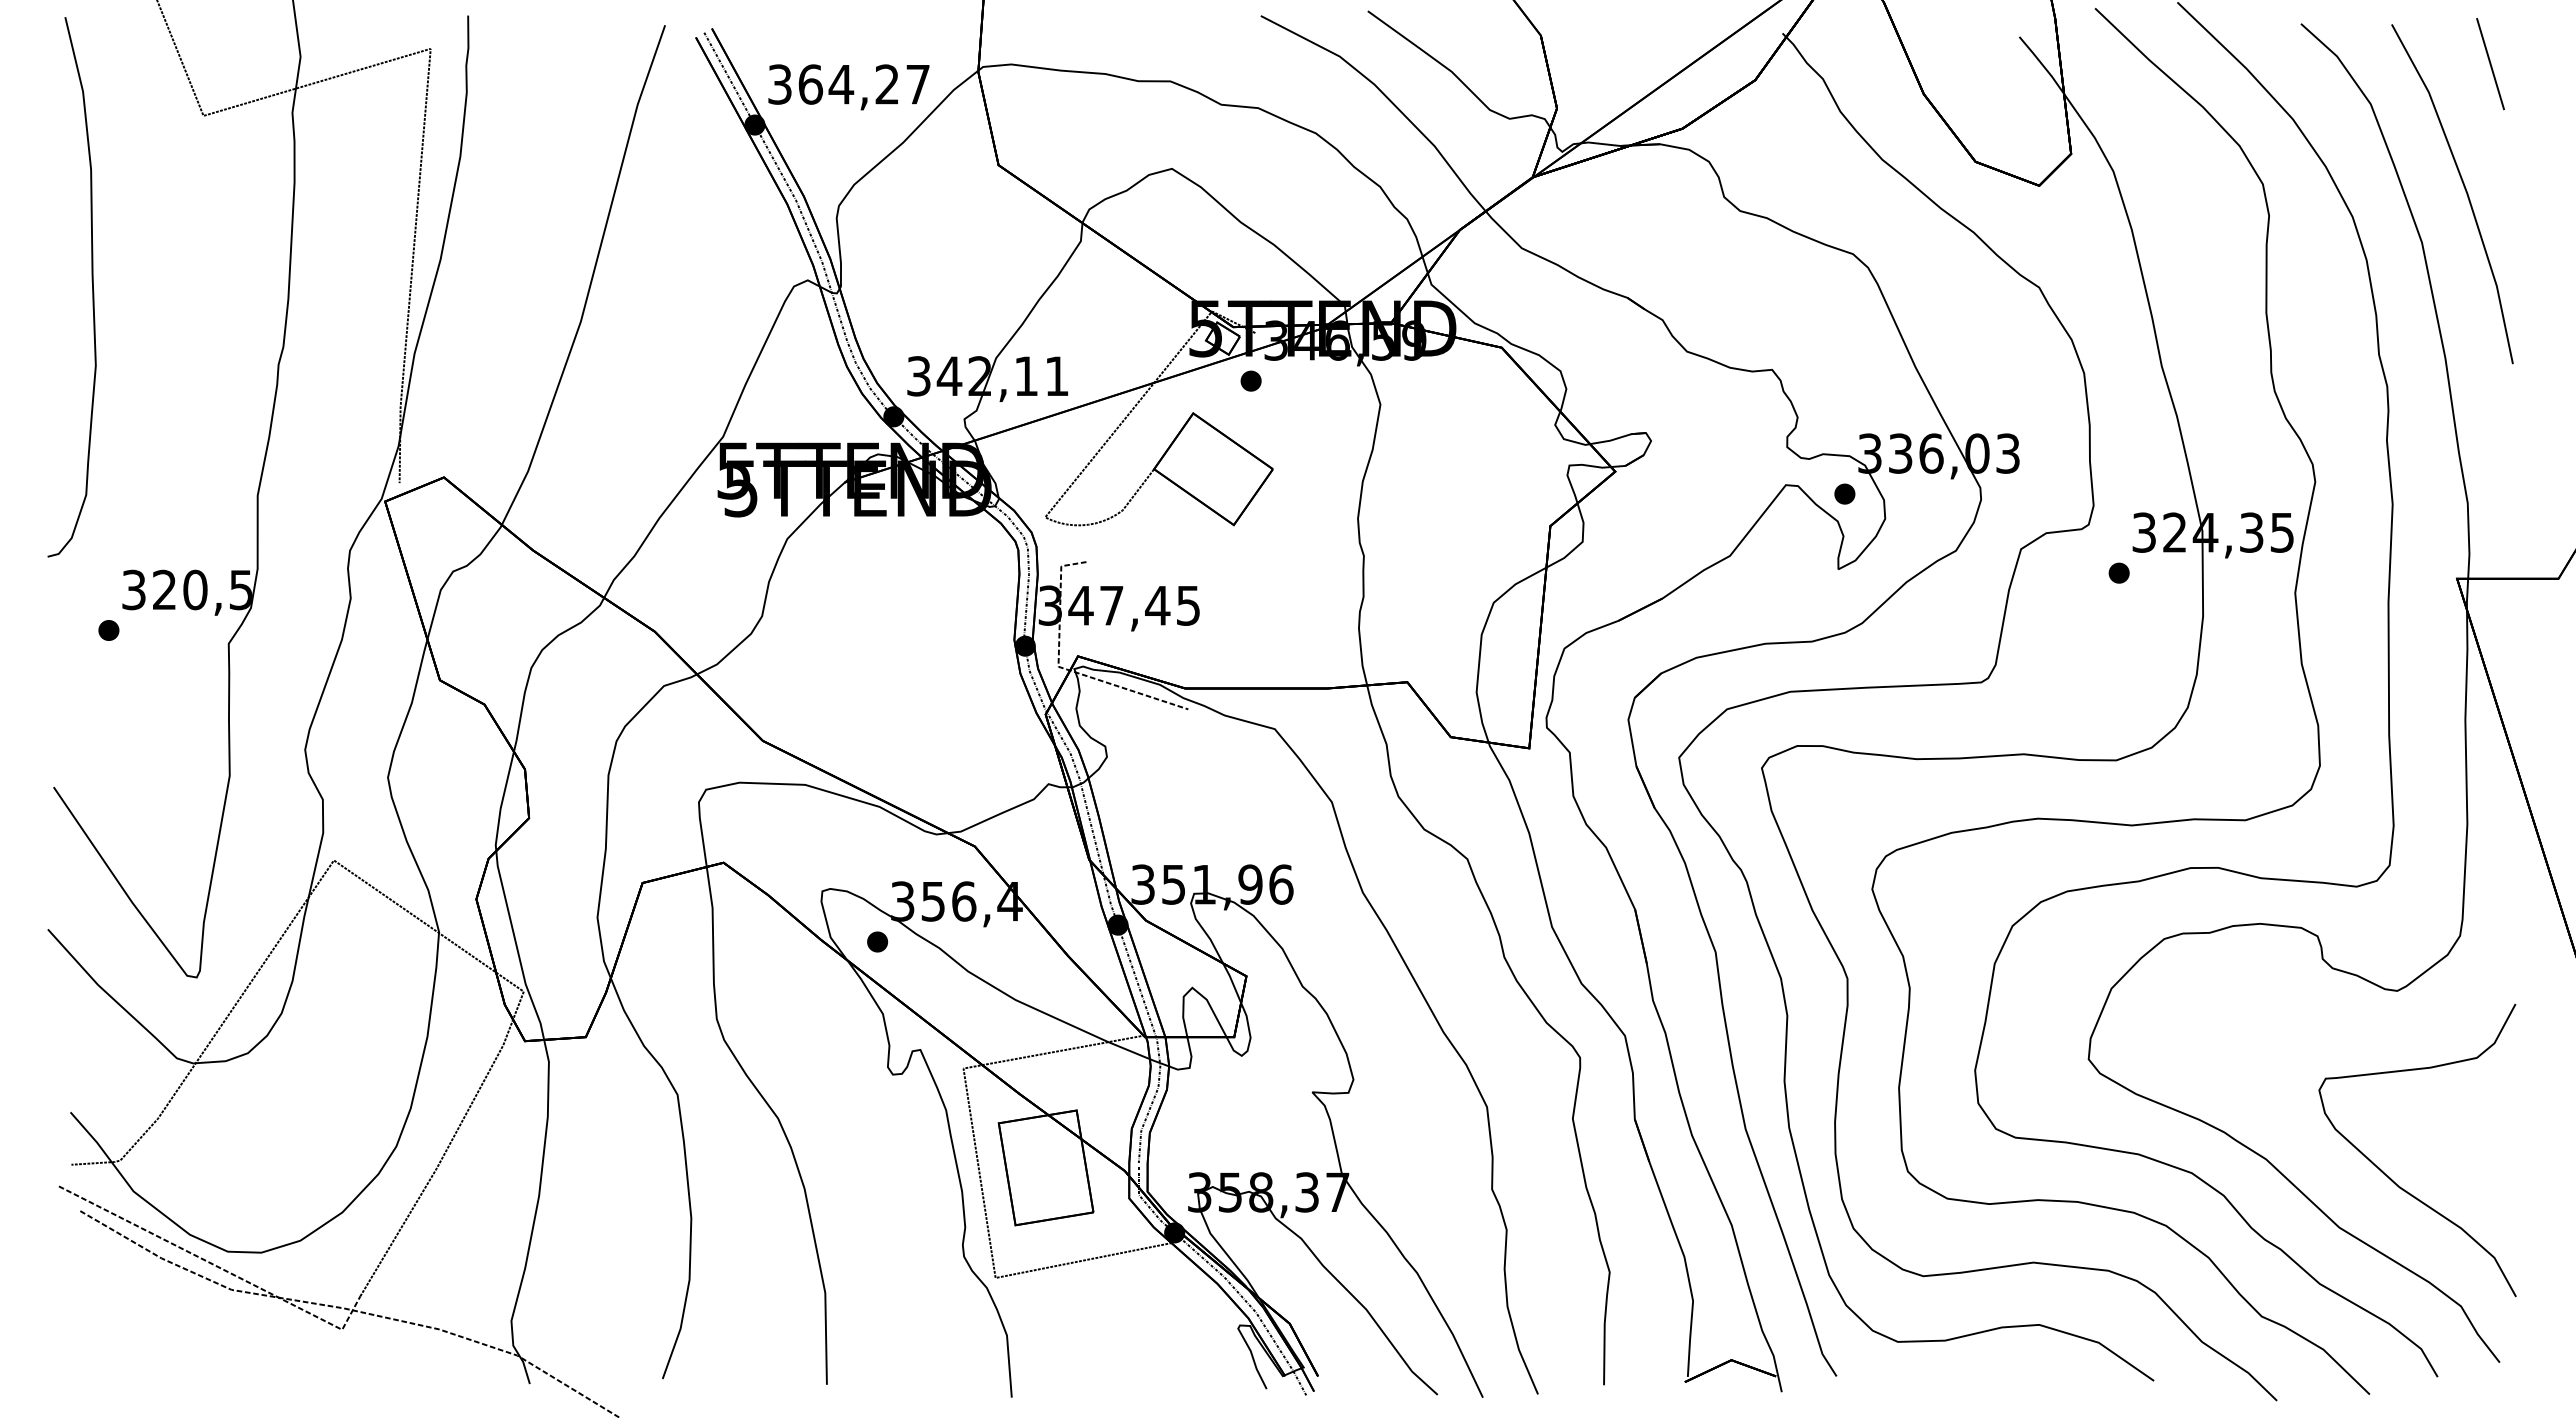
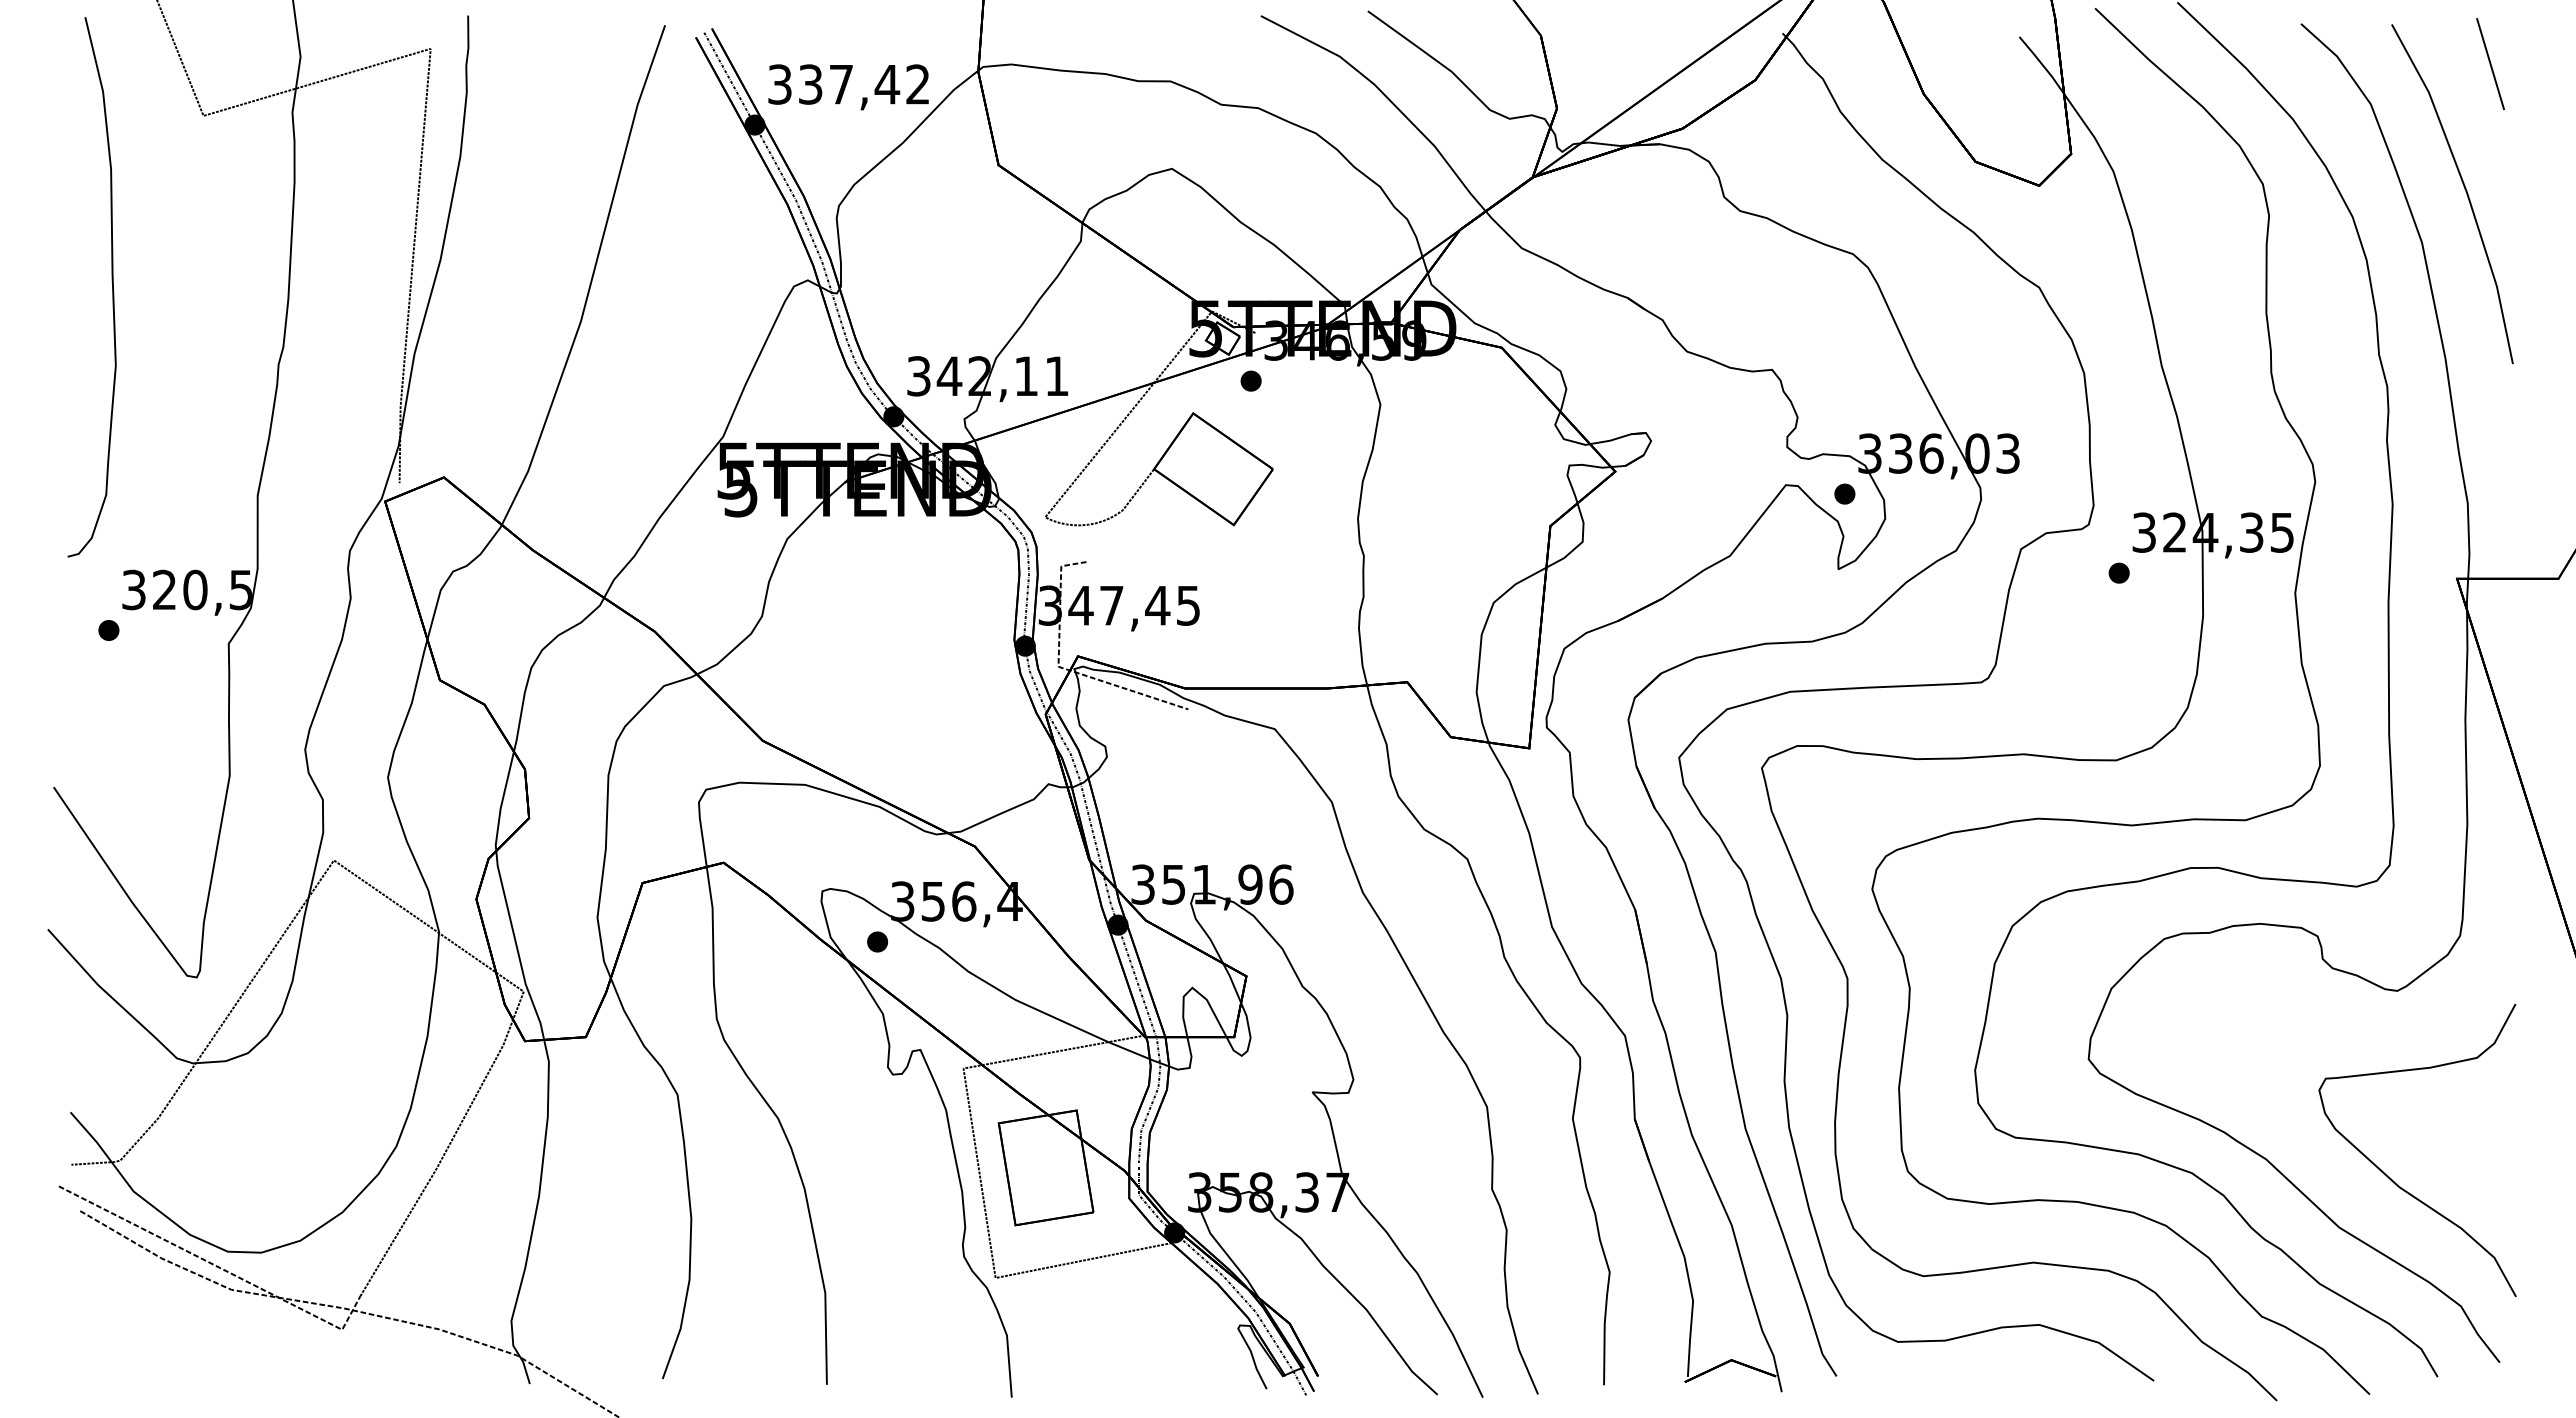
text: 364,27 -> 337,42 (863, 84)
part position: (91, 281) -> (111, 281) (111, 281)
